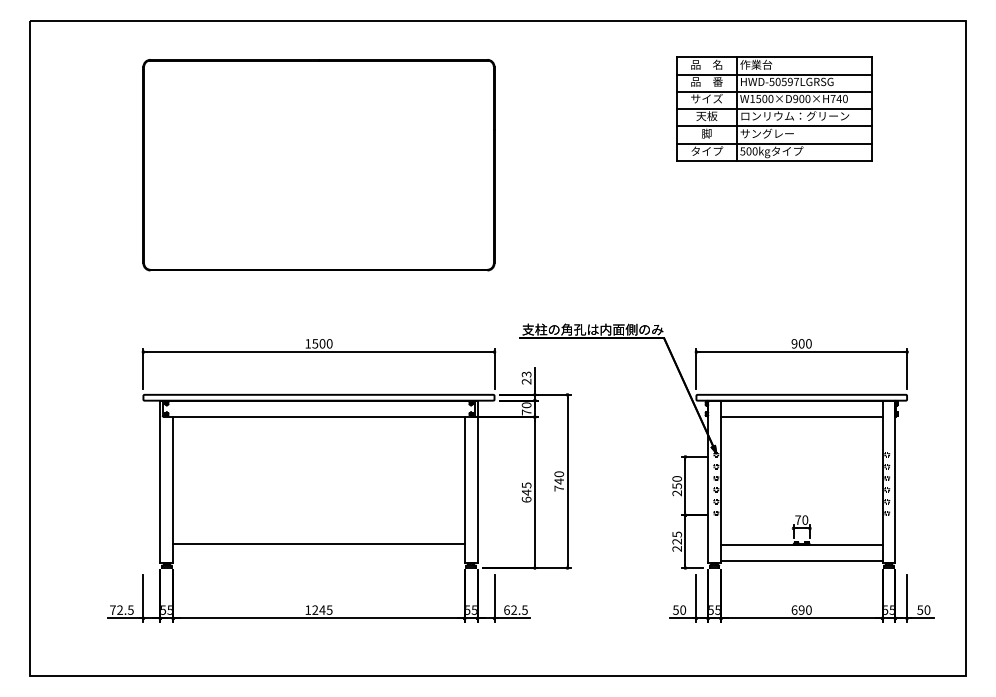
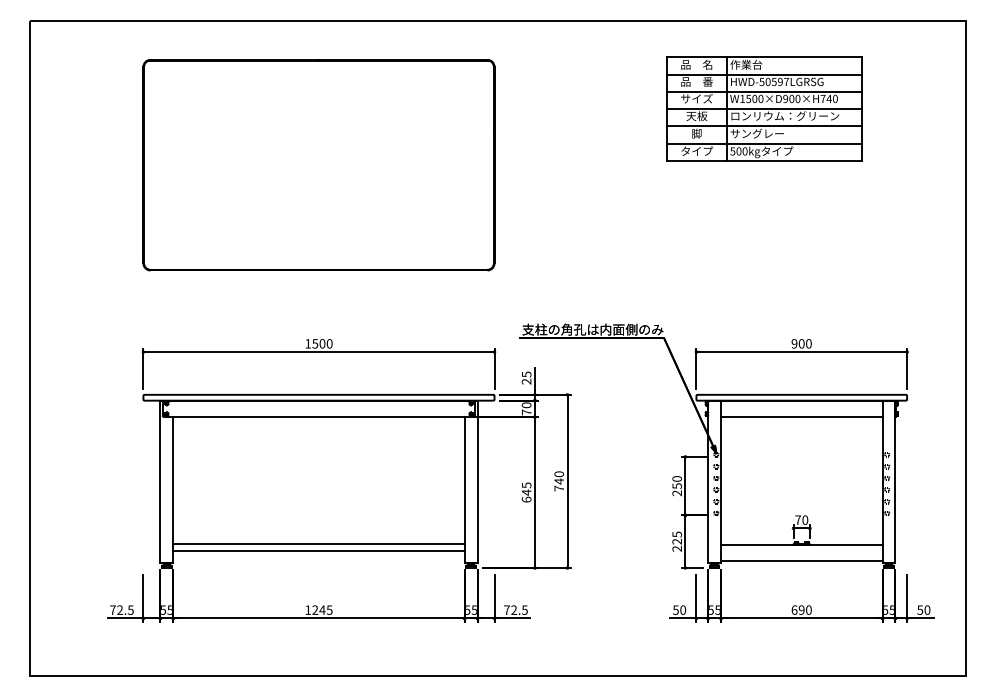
part position: (774, 108) -> (764, 108) (764, 108)
text: 23 -> 25 (525, 373)
line: none -> present (318, 551)
text: 62.5 -> 72.5 (506, 609)
